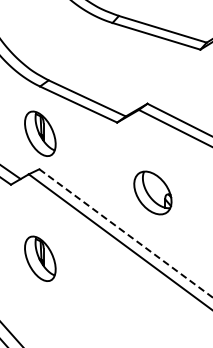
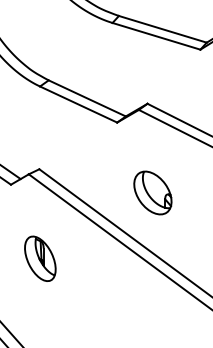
part: present -> none (40, 133)
line: dashed -> solid (125, 233)
